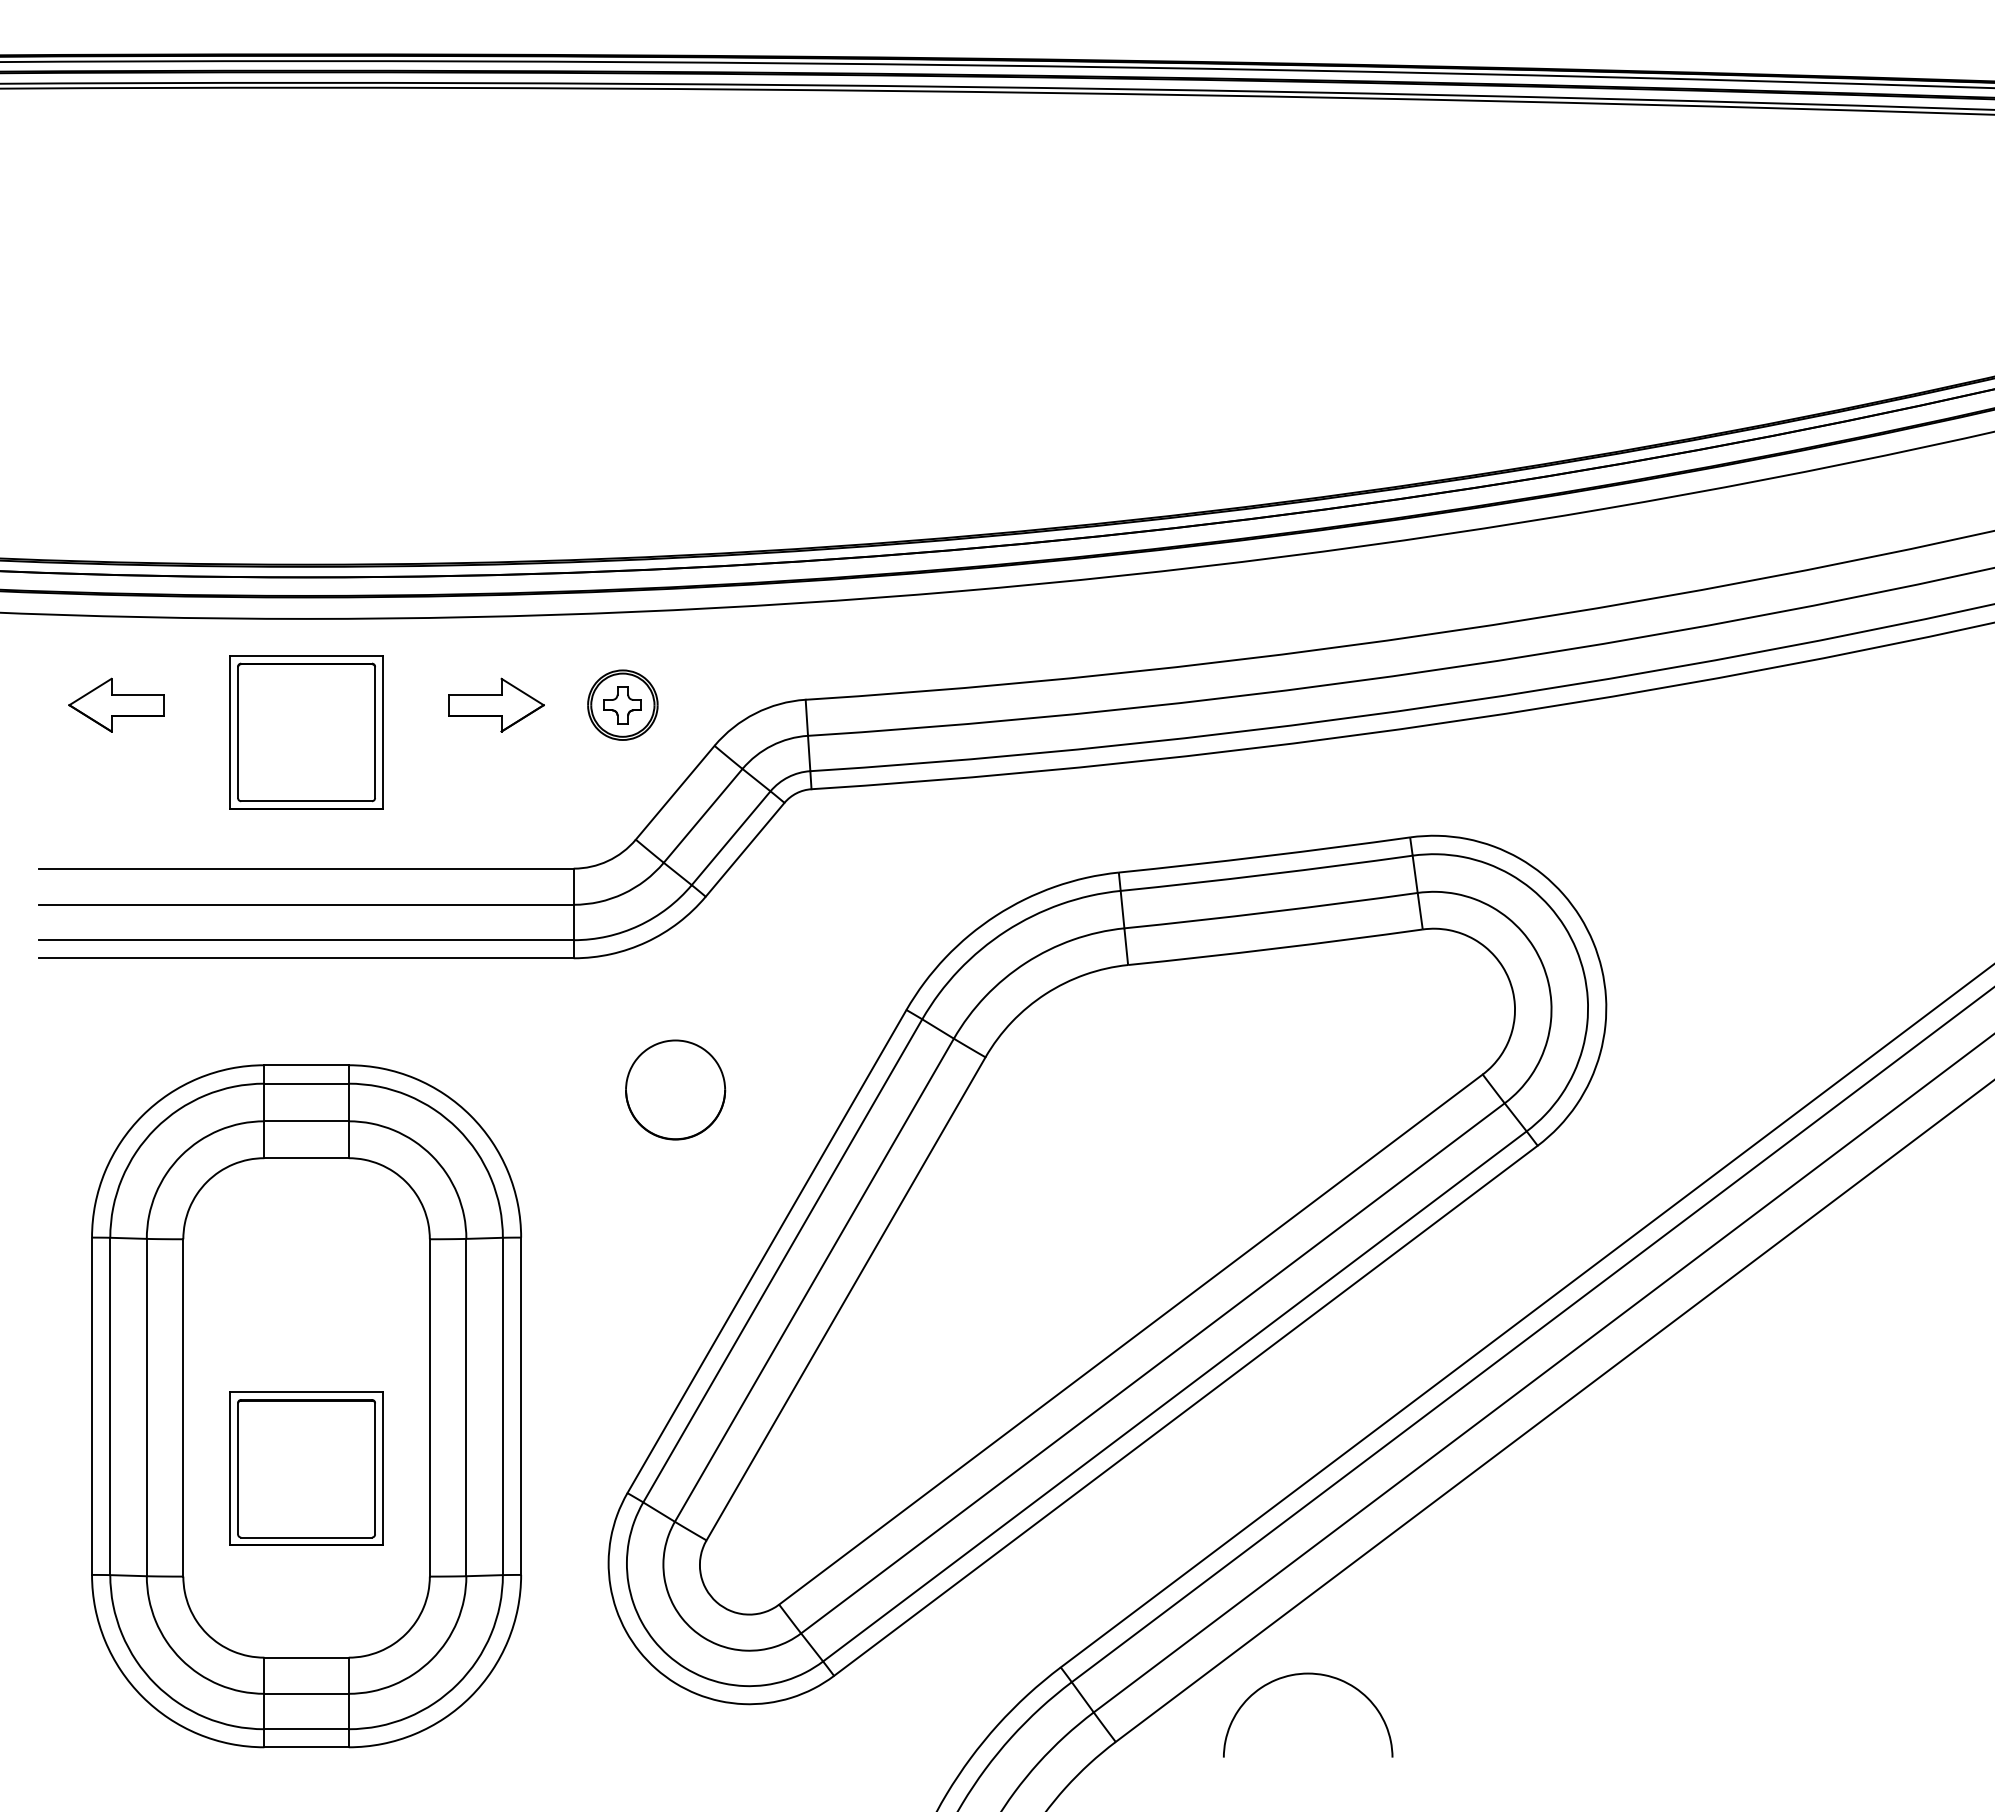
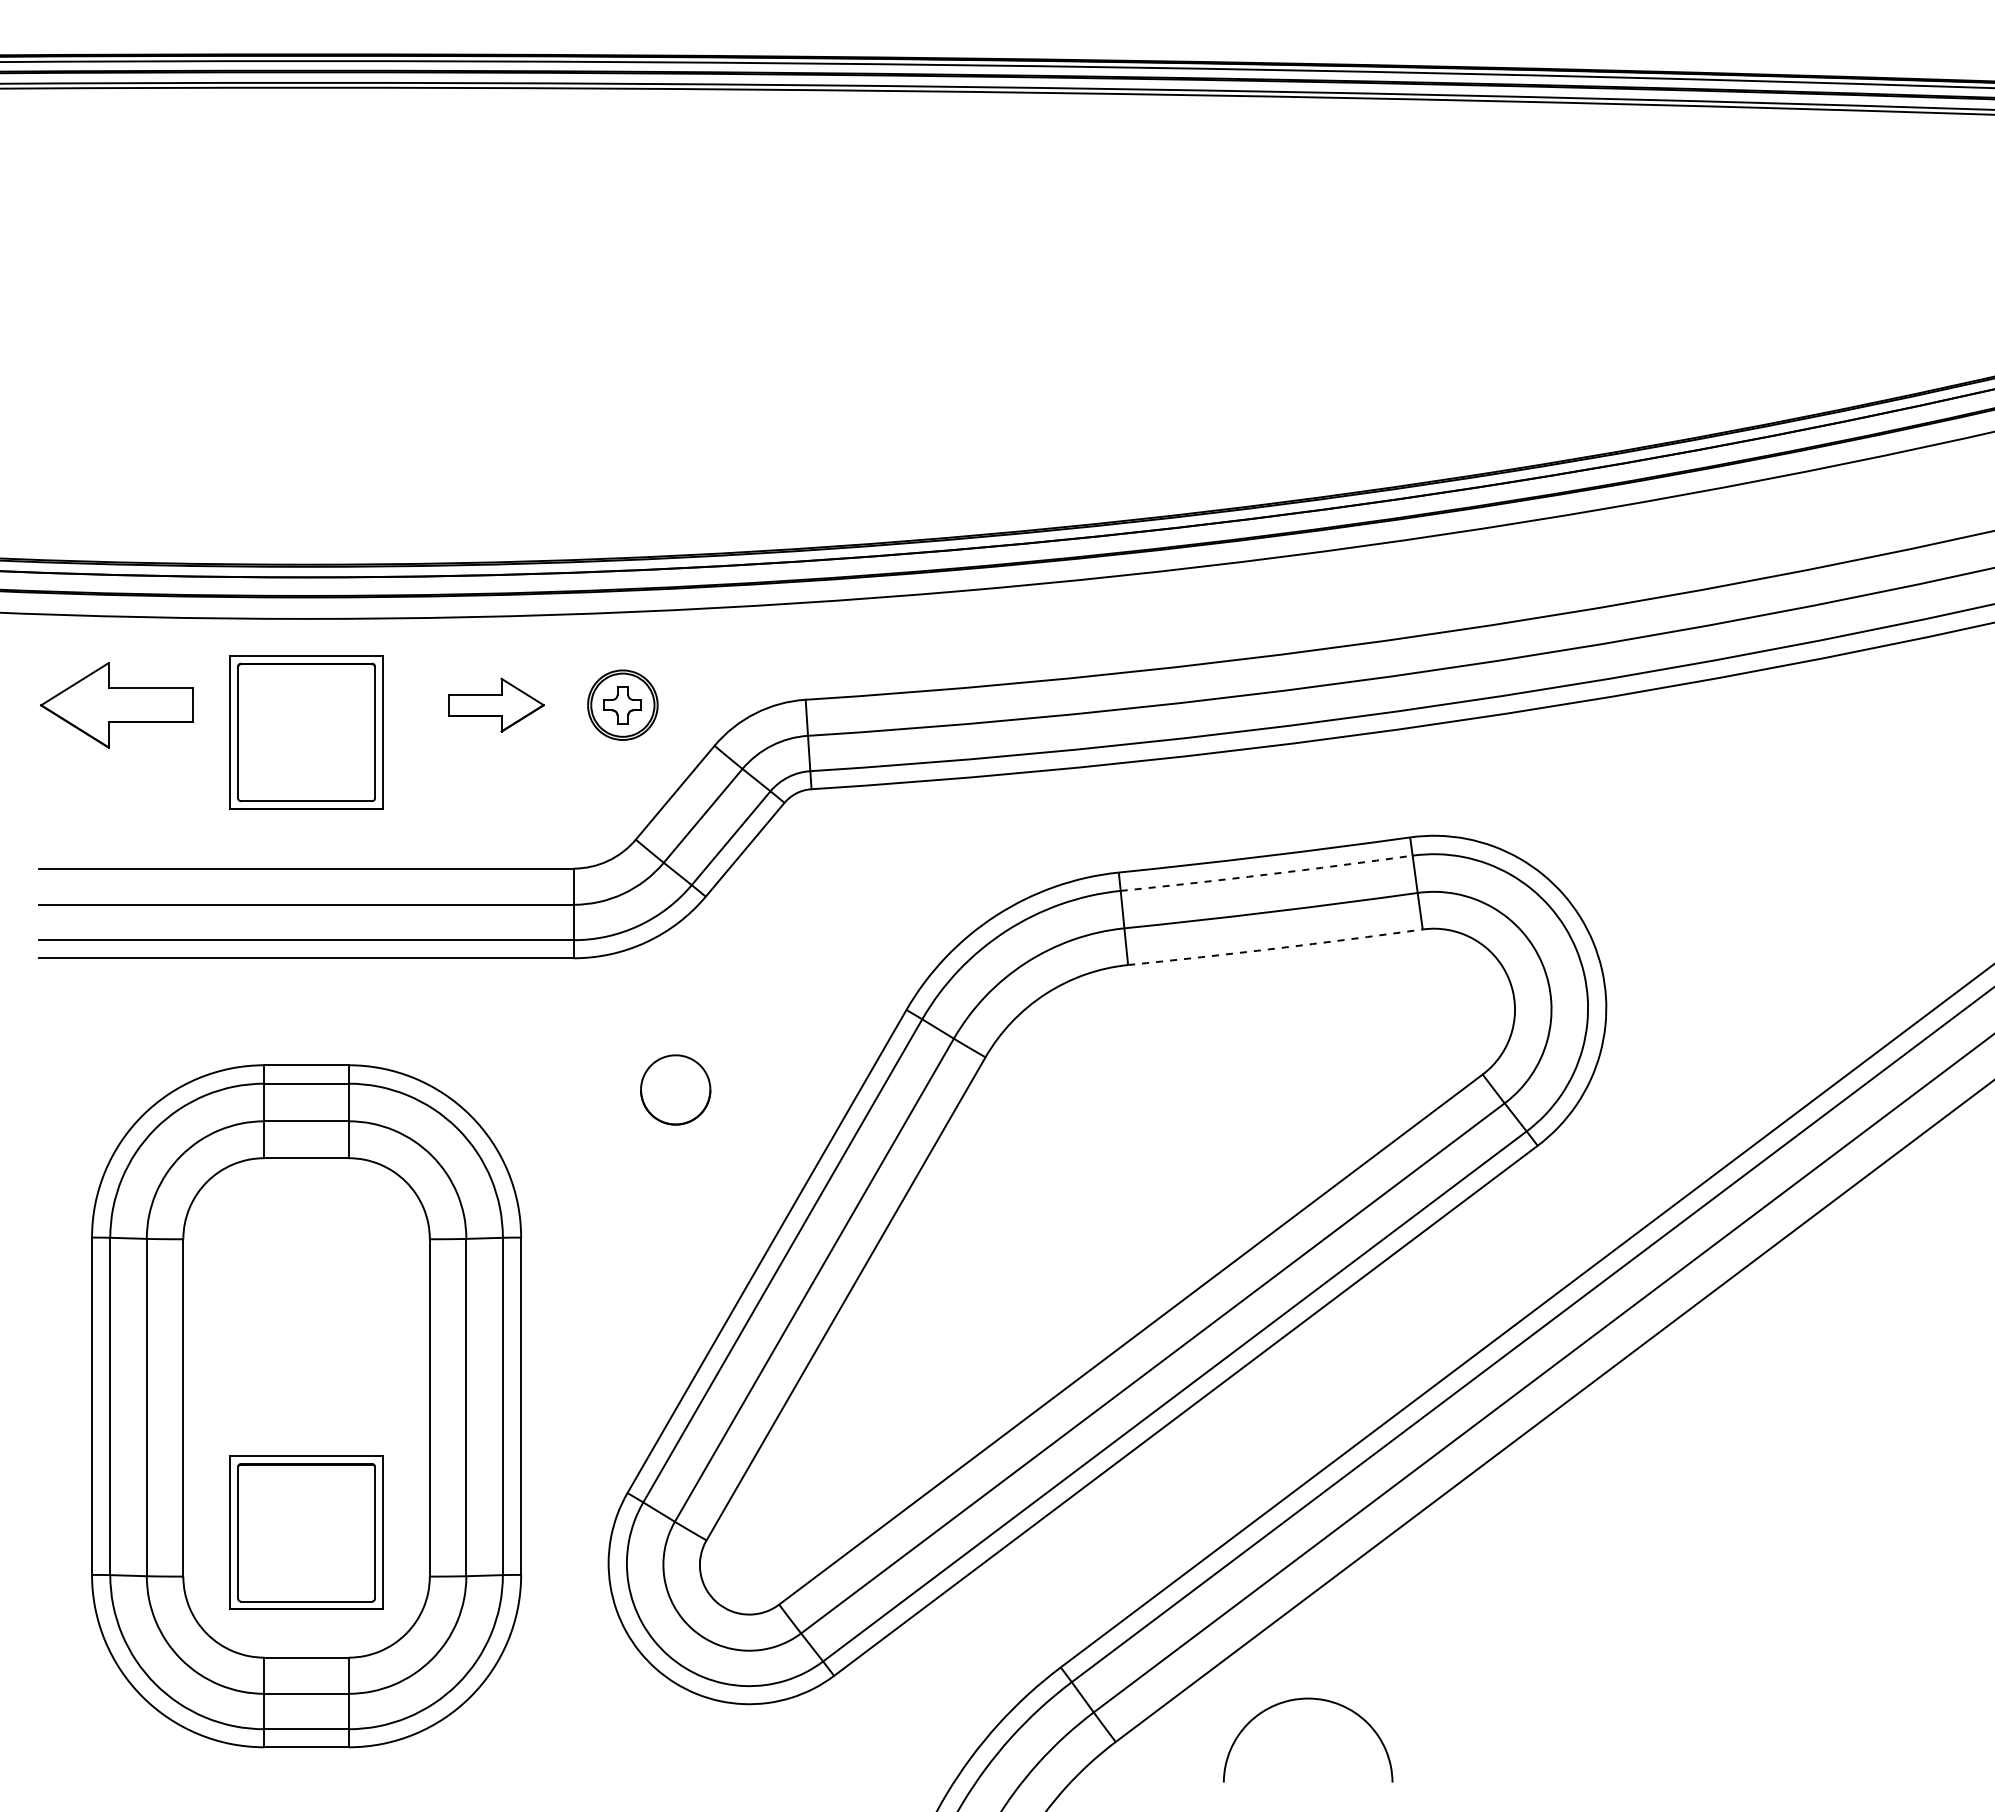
part size: 97x56 px -> 155x87 px (116, 705)
arc: solid -> dashed (1266, 874)
arc: solid -> dashed (1275, 948)
part size: 102x102 px -> 72x72 px (675, 1089)
part position: (306, 1468) -> (306, 1532) (306, 1532)
curve position: (1308, 1674) -> (1308, 1699) (1308, 1699)
